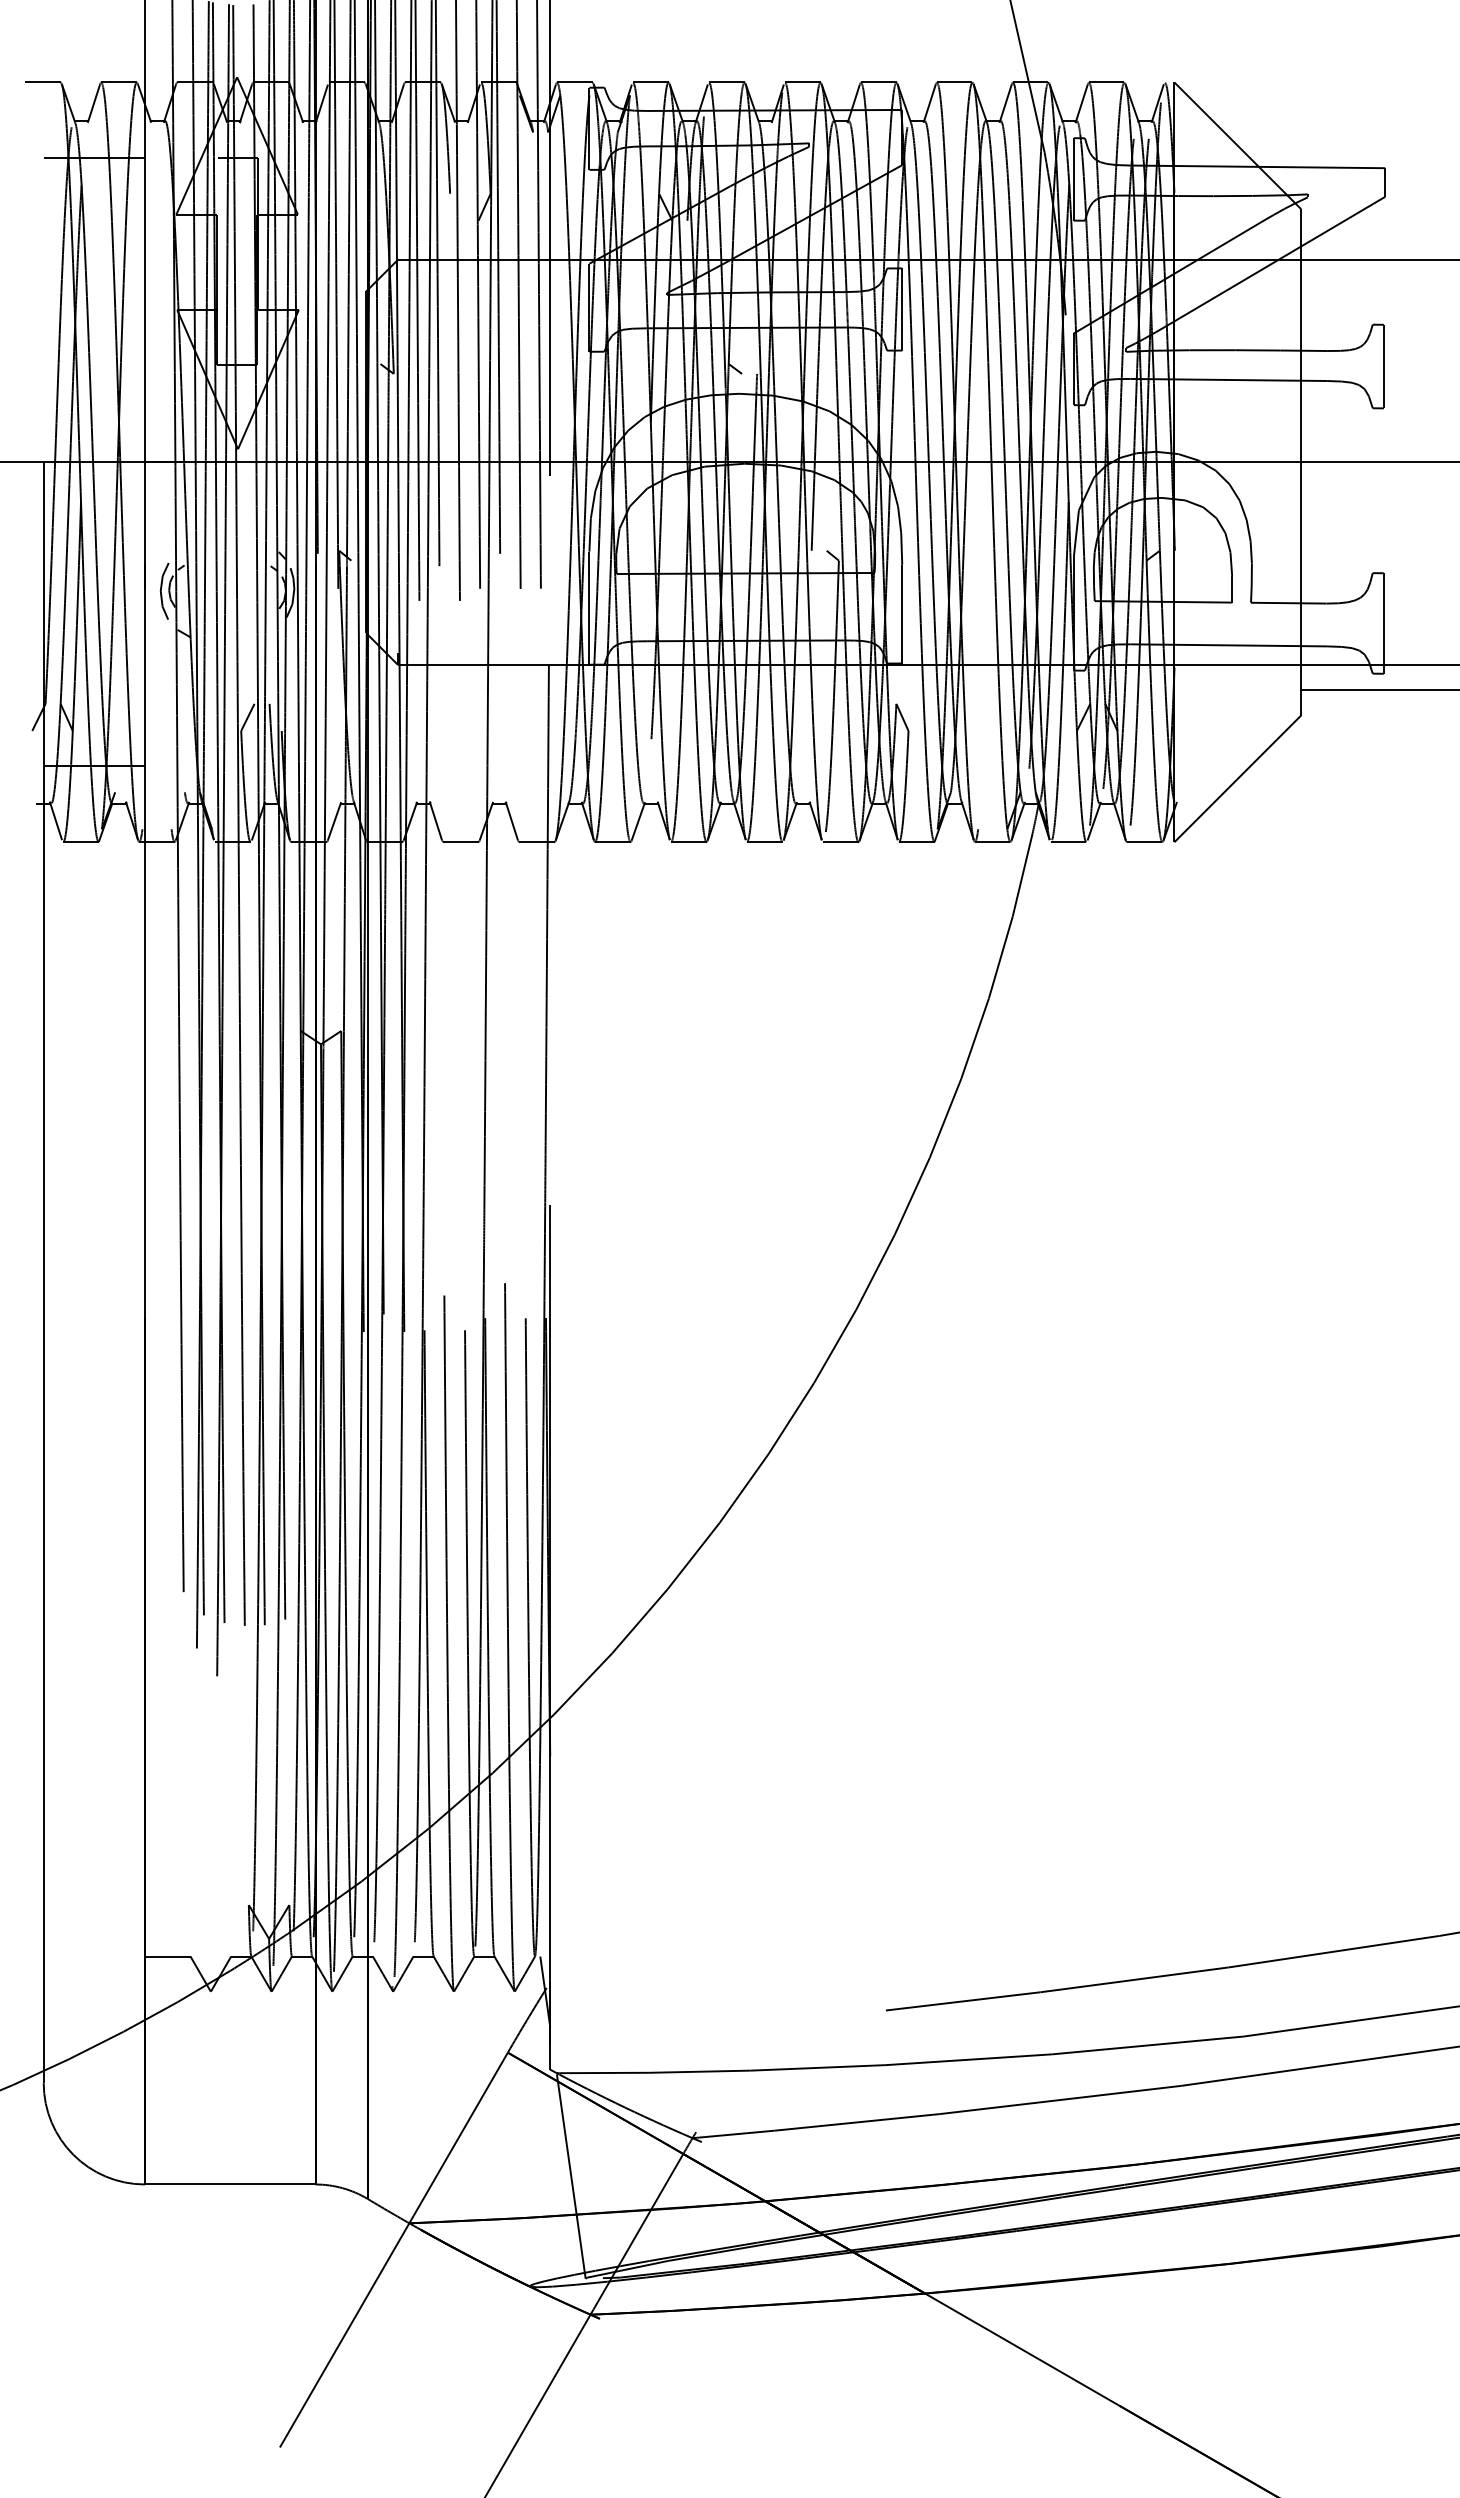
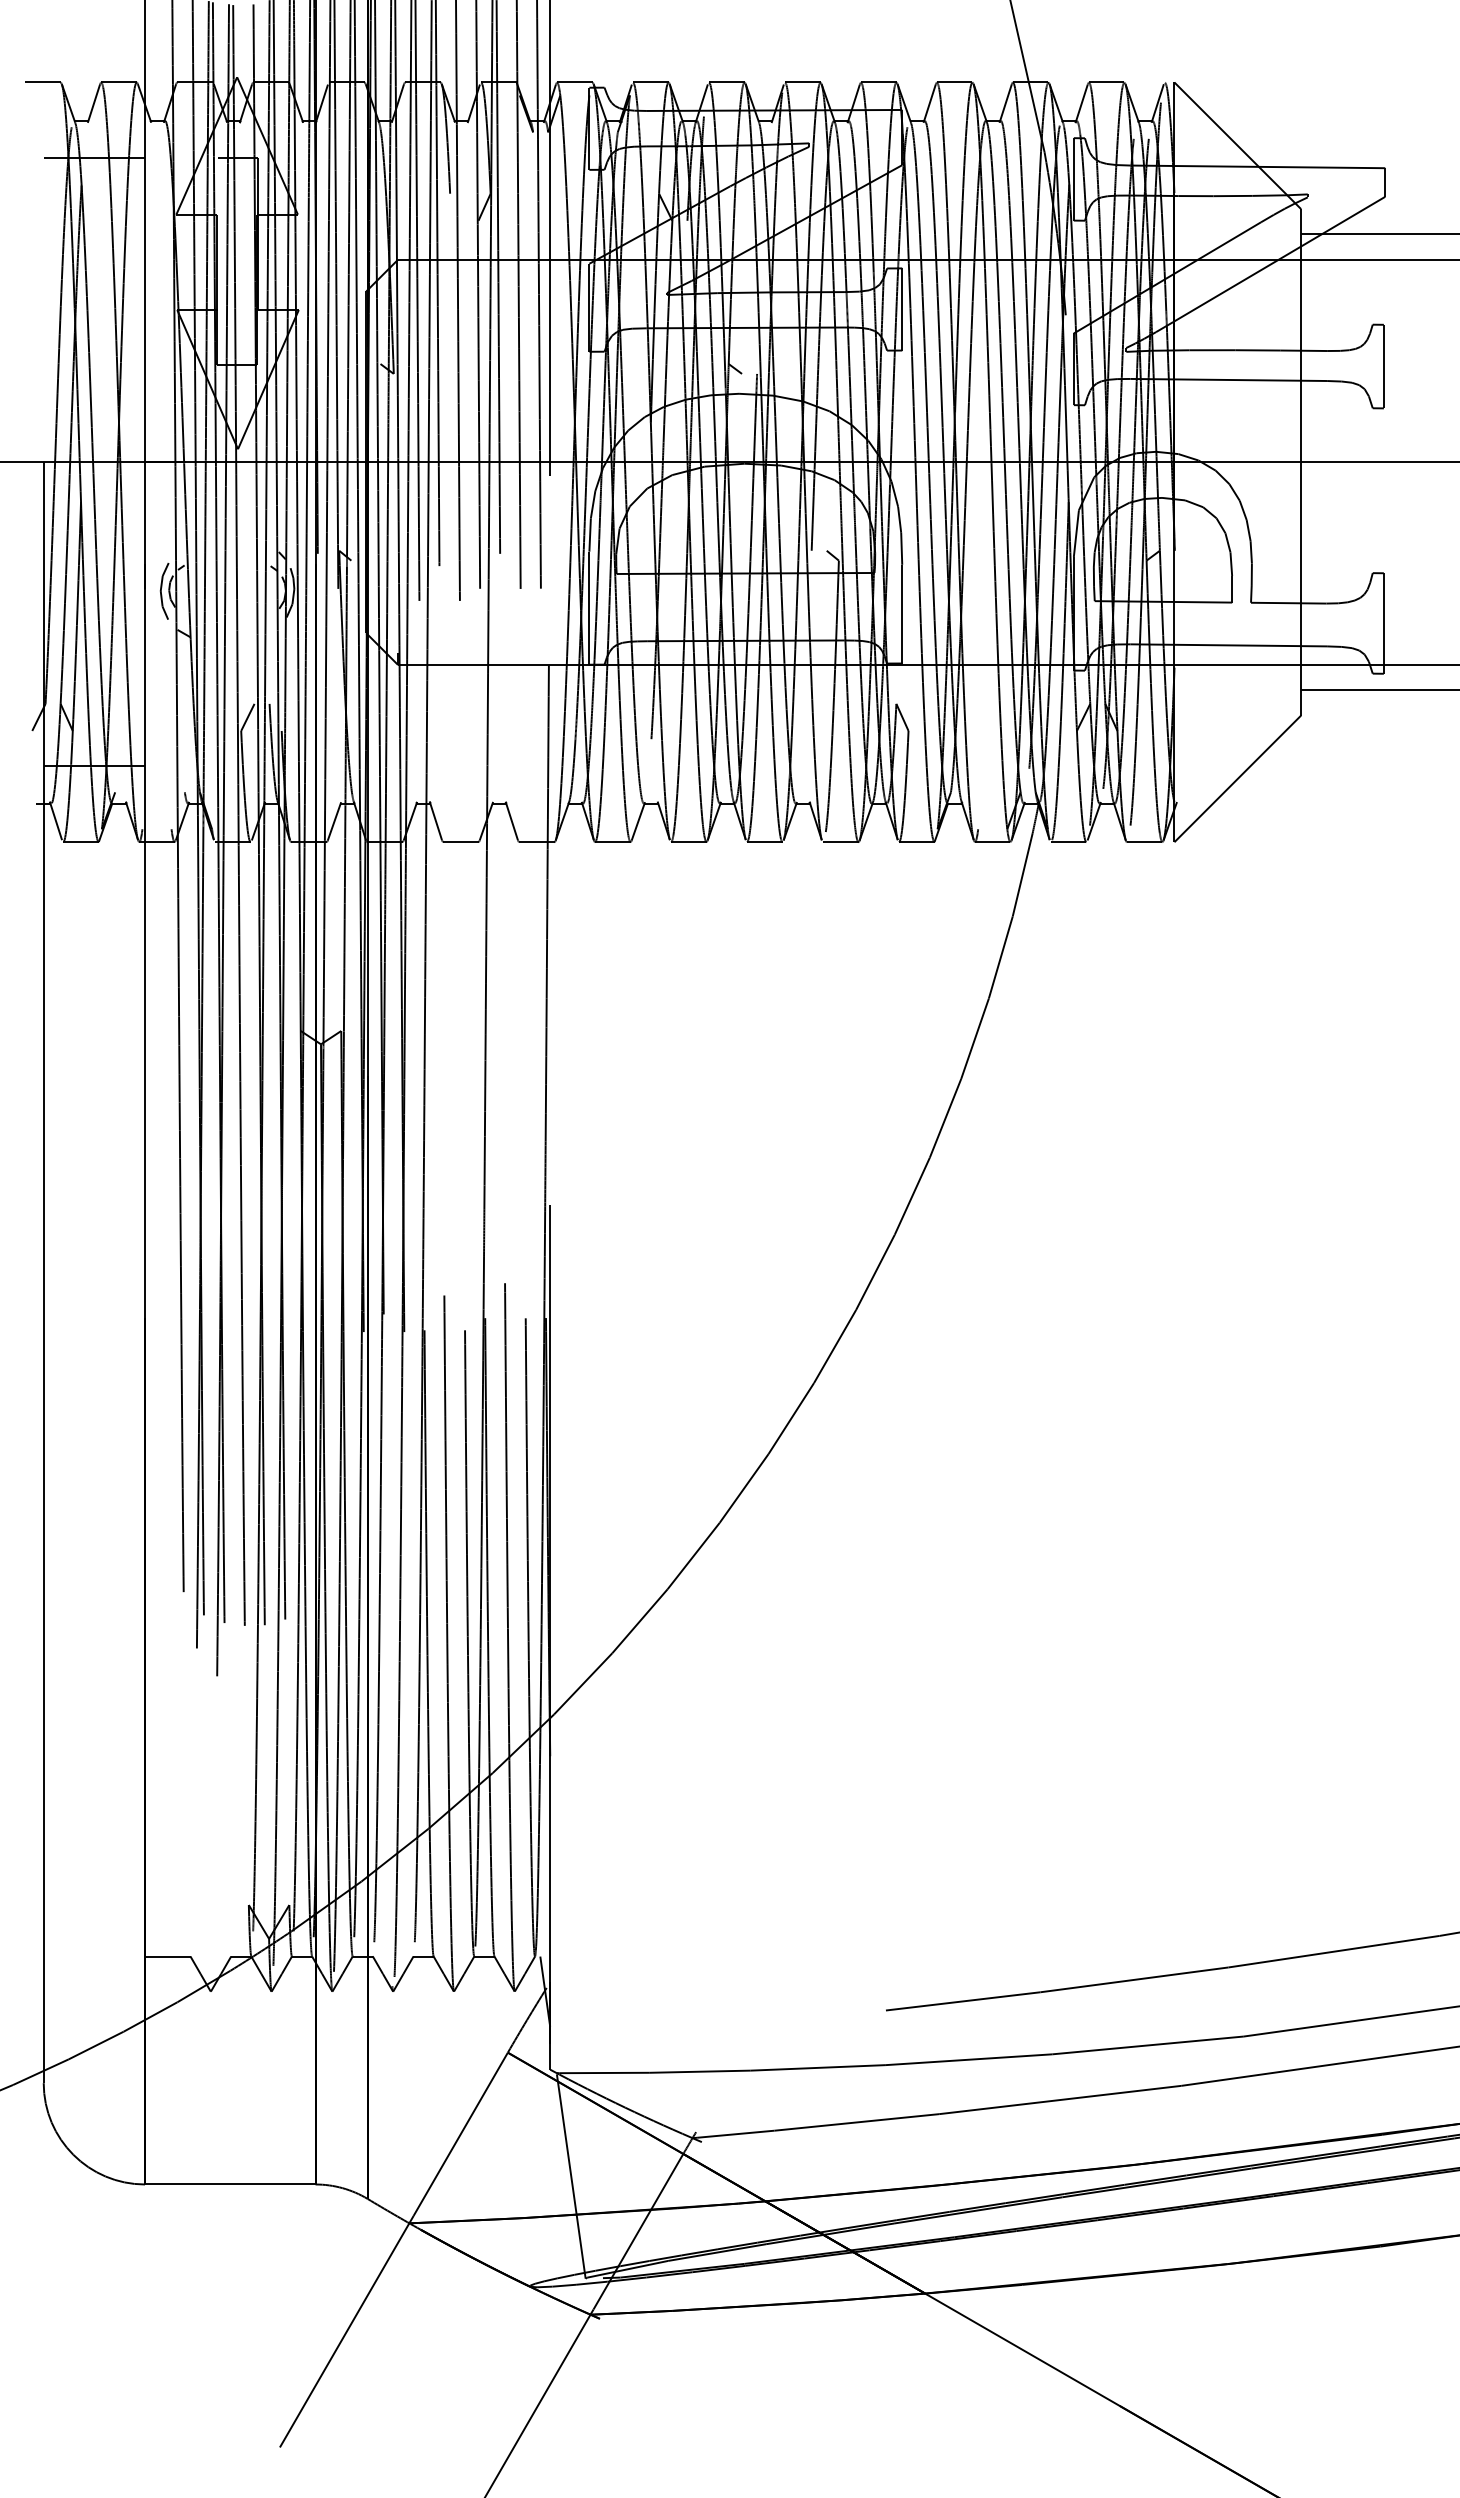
line: none -> present (1378, 234)
